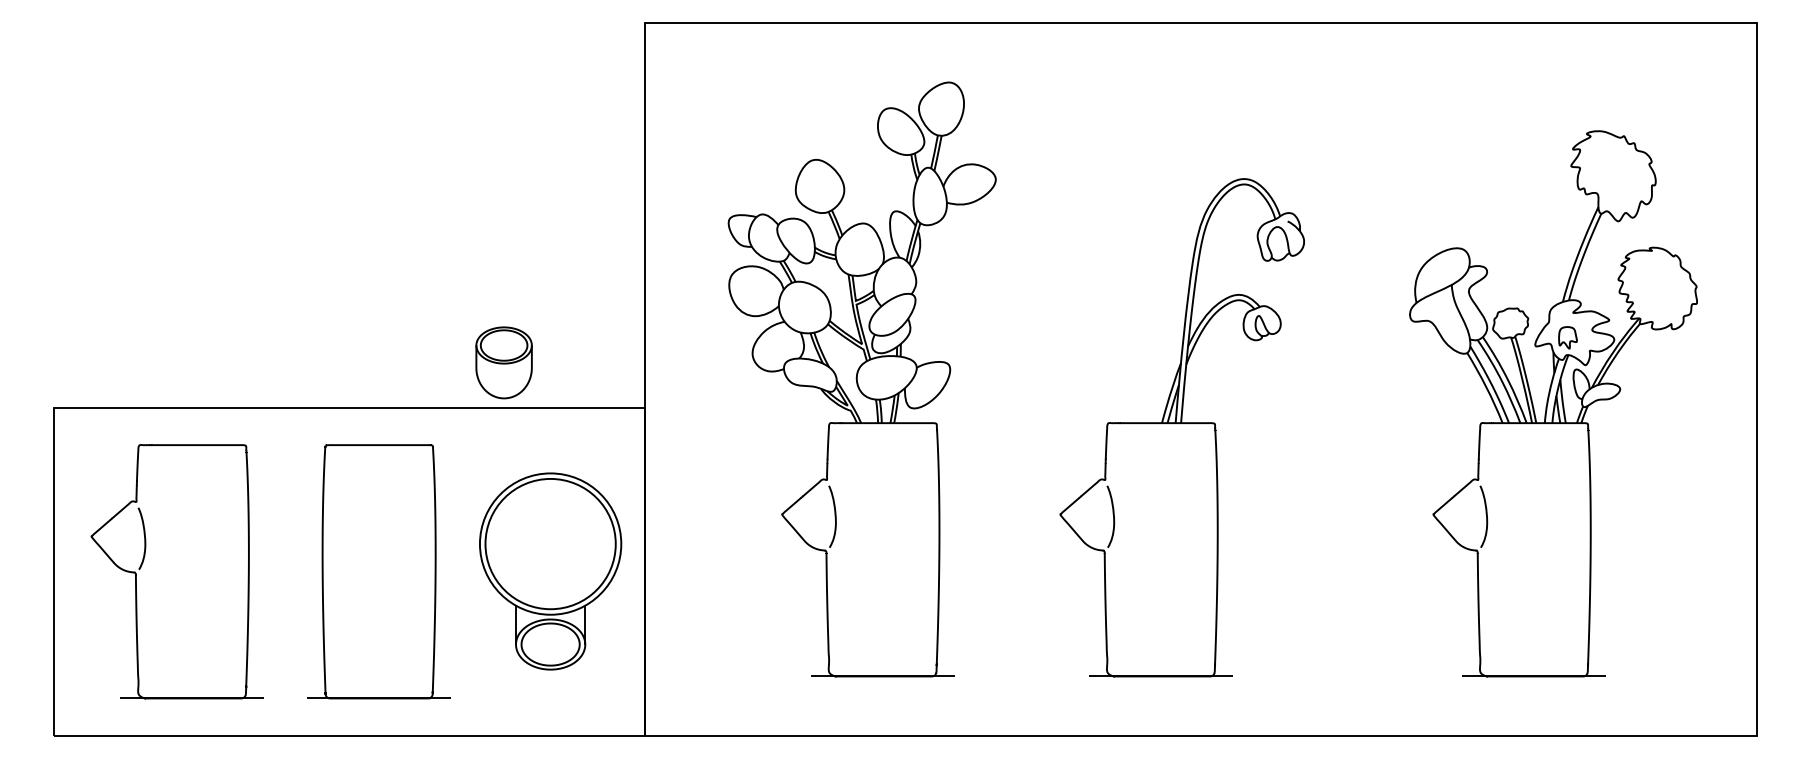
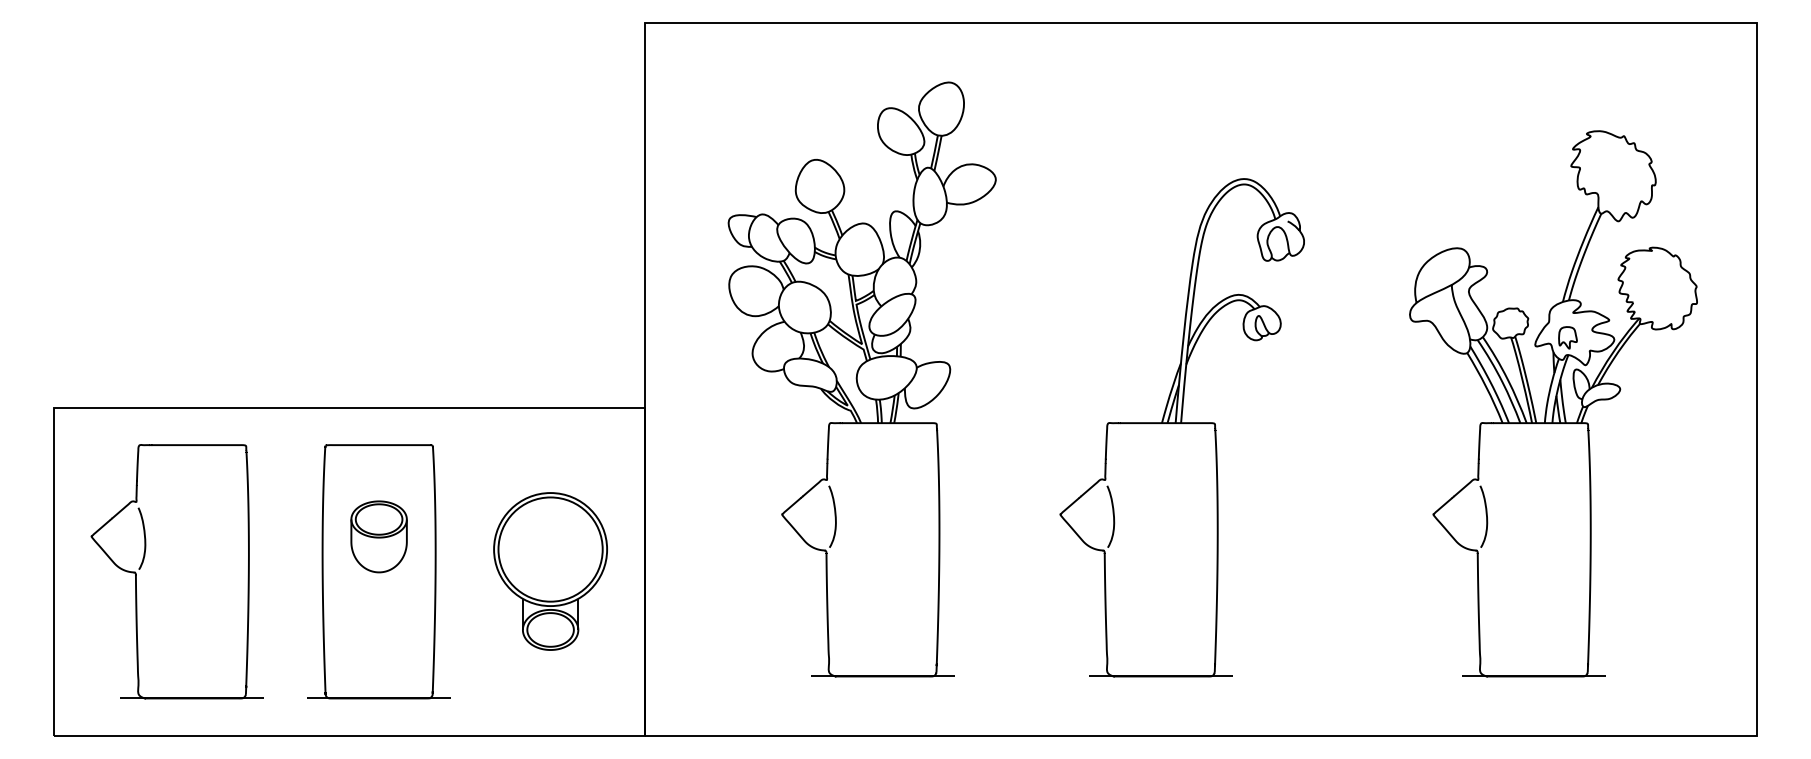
part position: (503, 362) -> (378, 536) (378, 536)
part size: 144x199 px -> 115x159 px (550, 571)
